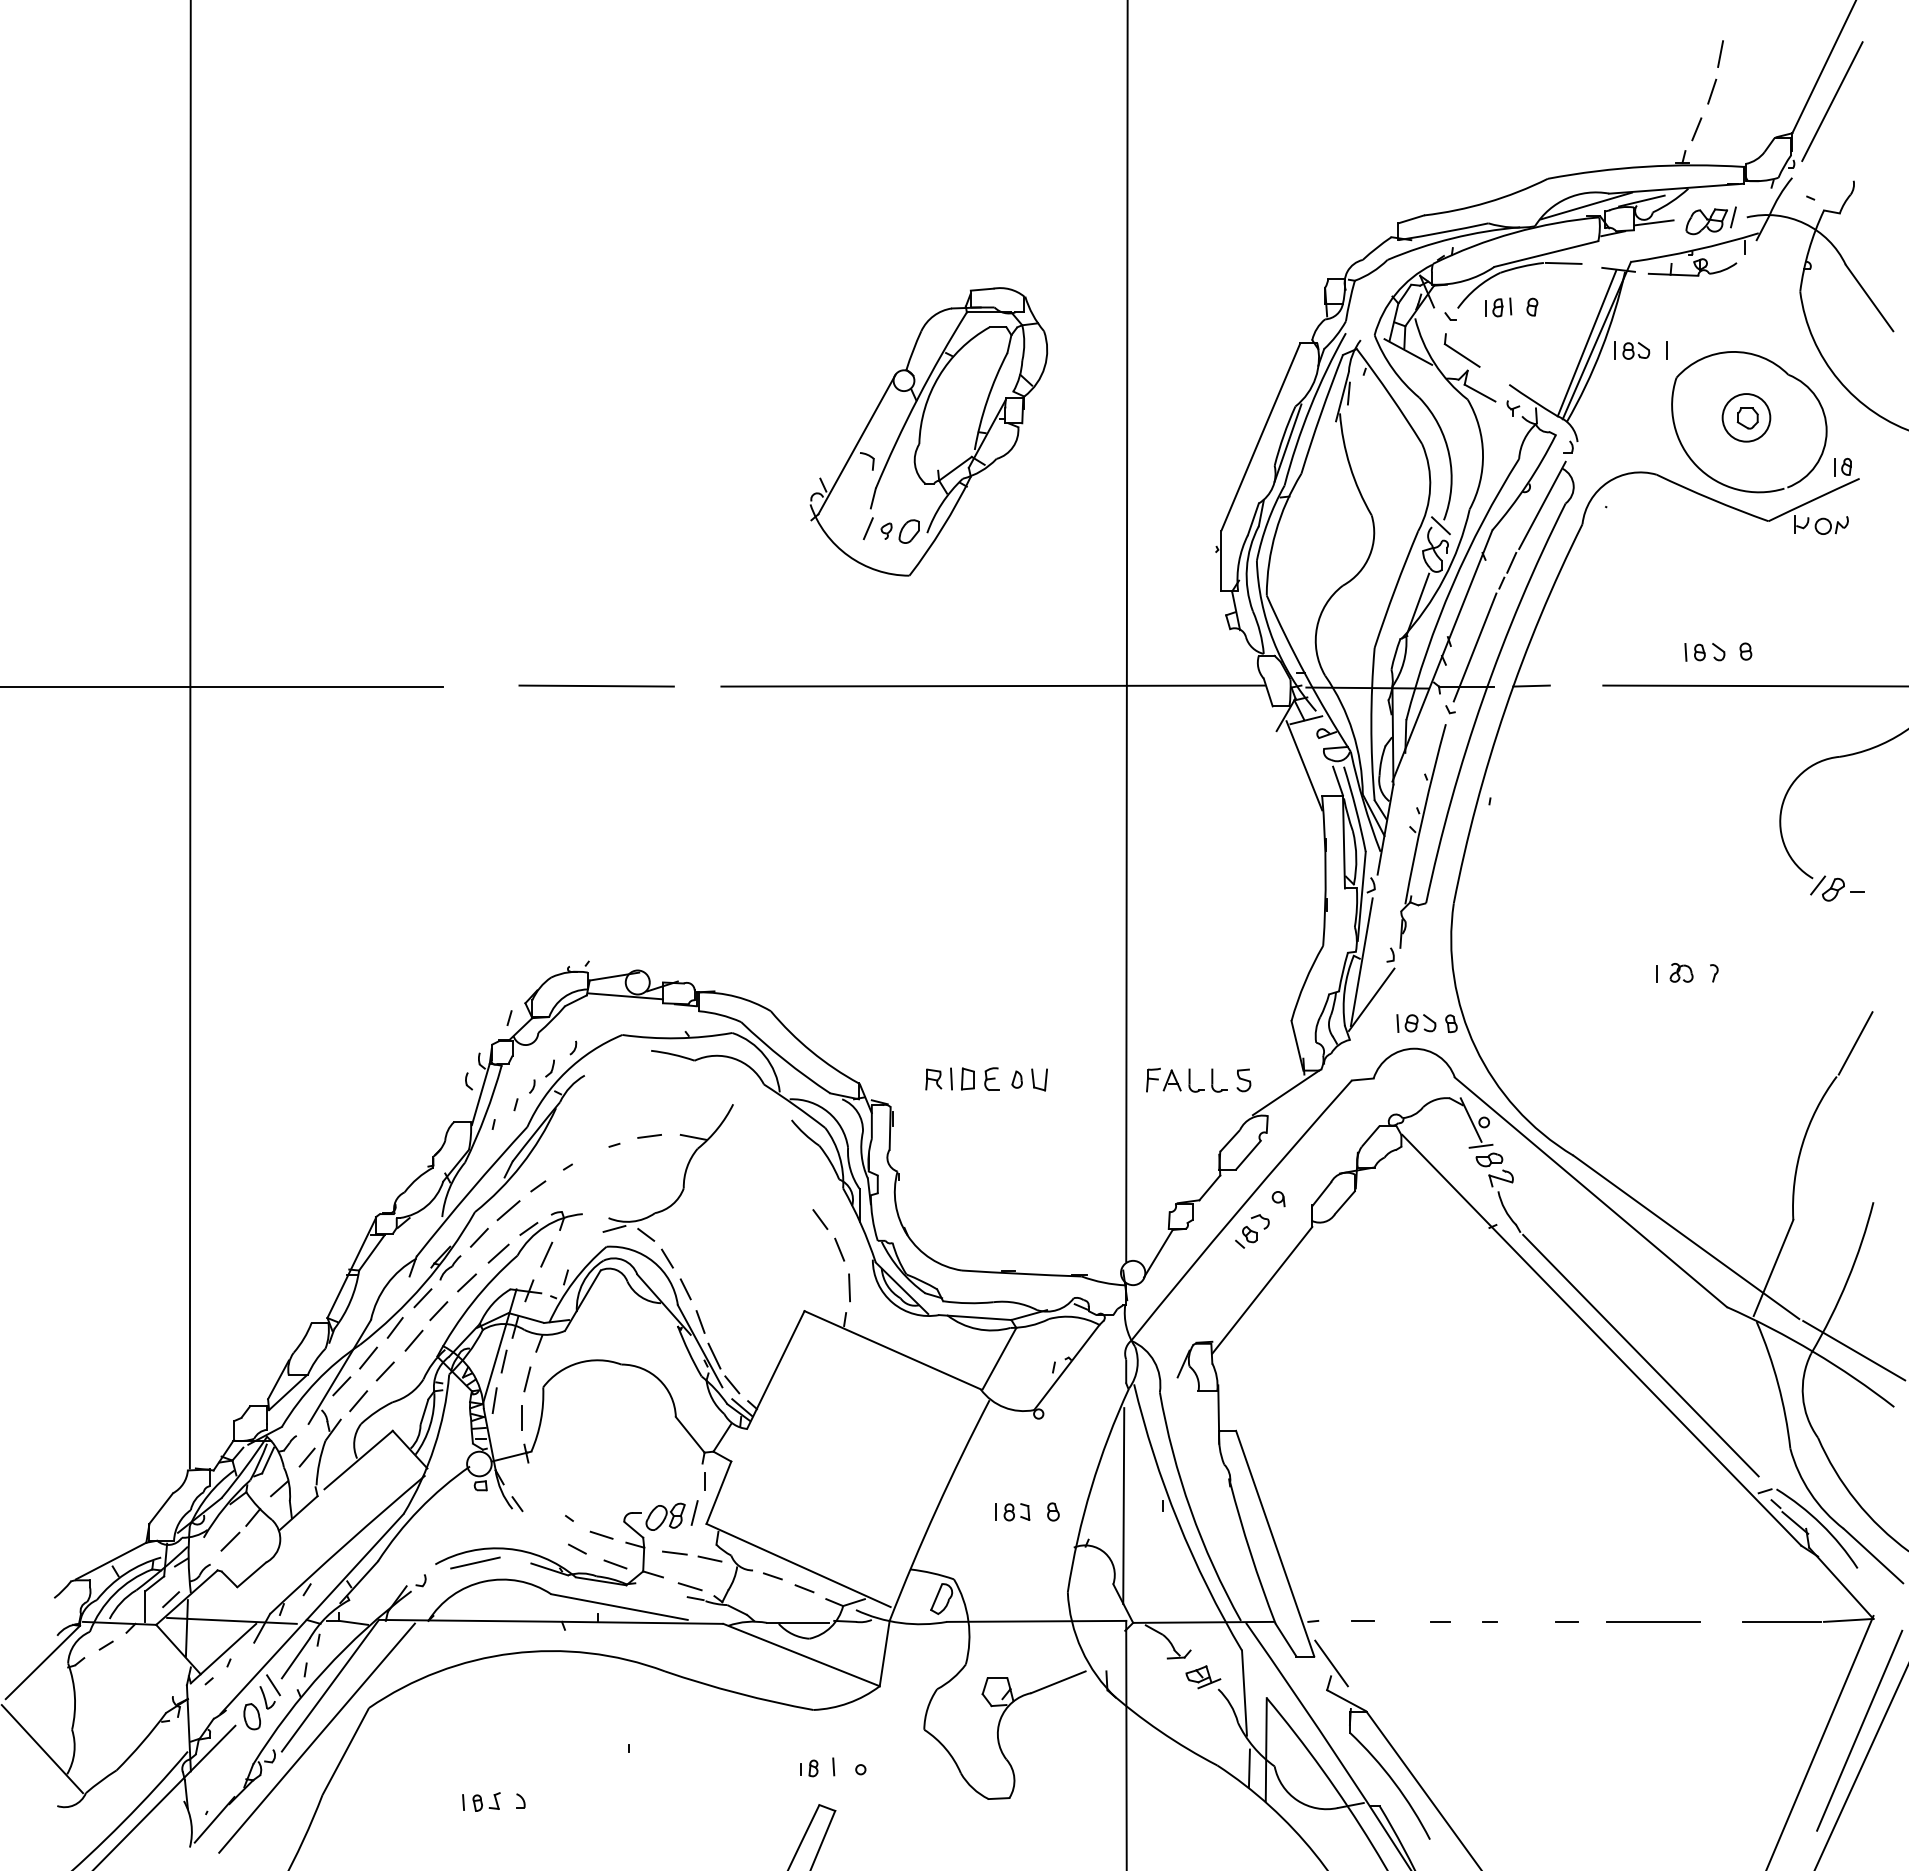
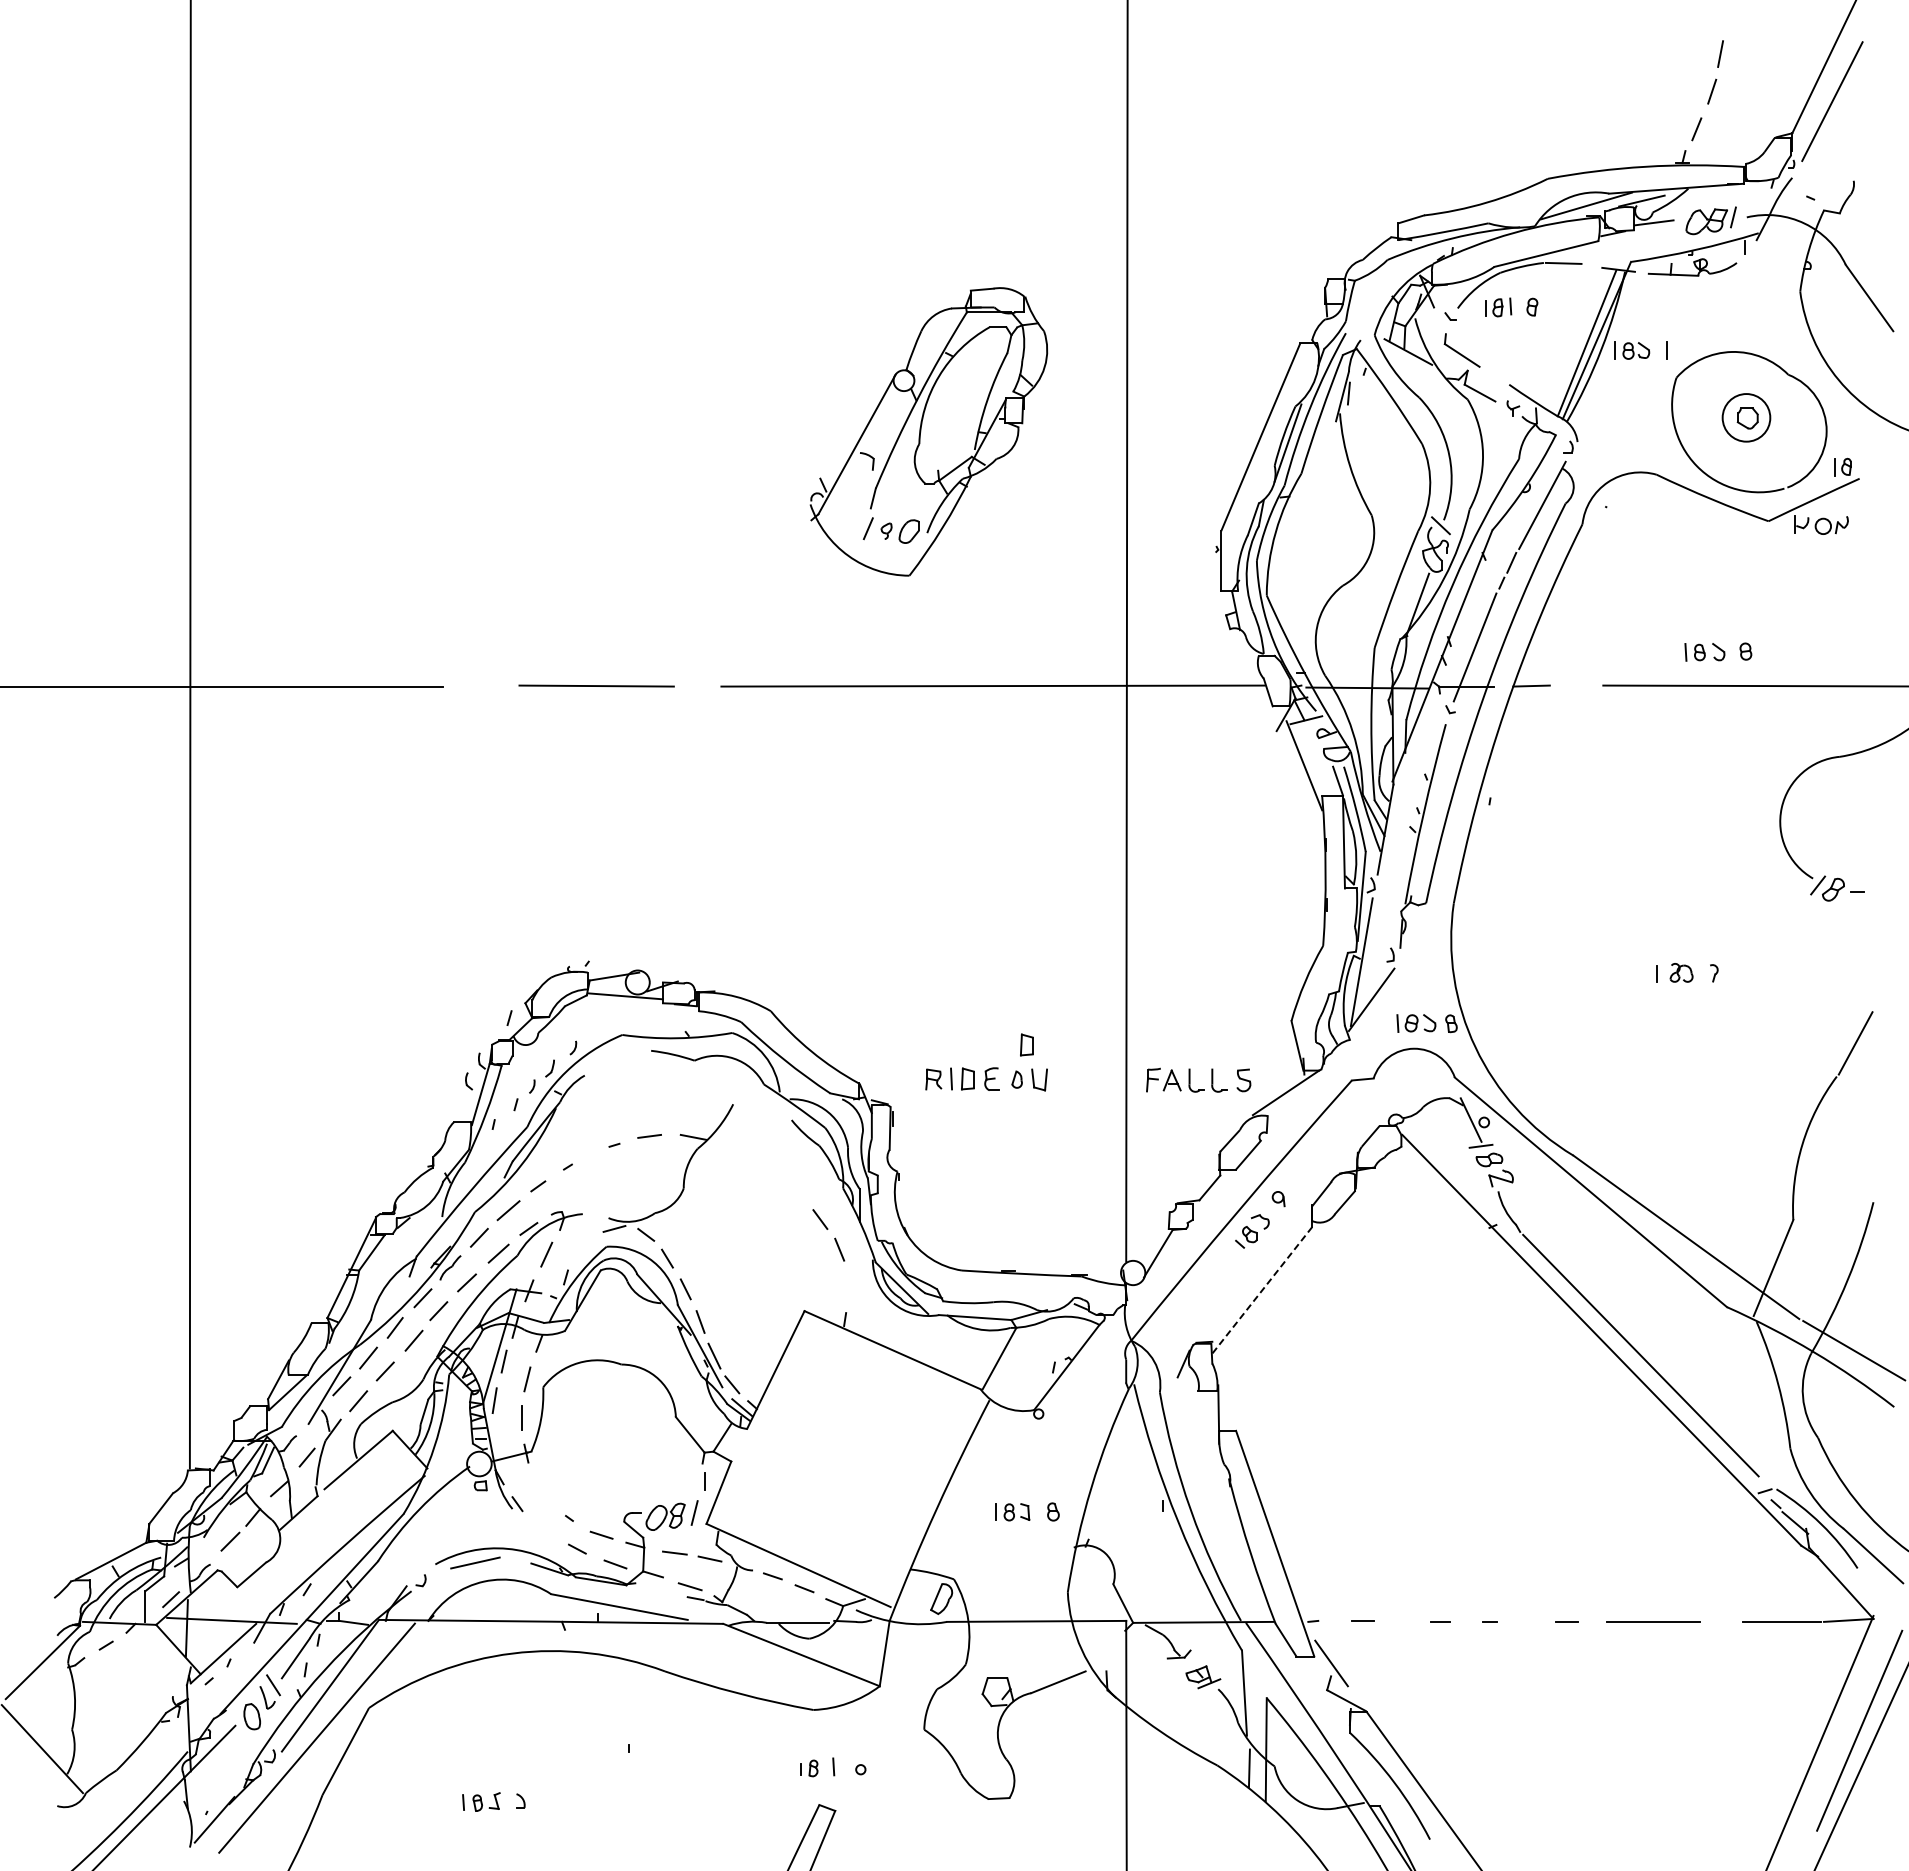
part: none -> present (1026, 1044)
line: present -> none (849, 1287)
line: solid -> dashed (1262, 1290)
line: present -> none (1123, 1506)
